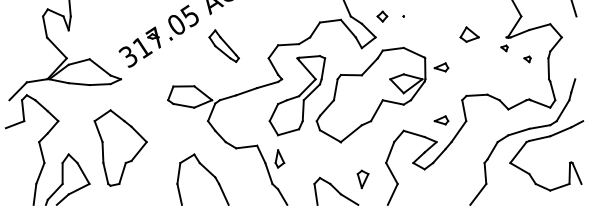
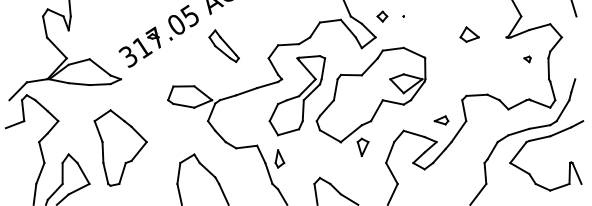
part: present -> none (504, 48)
part: present -> none (441, 67)
part position: (362, 178) -> (362, 146) (362, 146)
